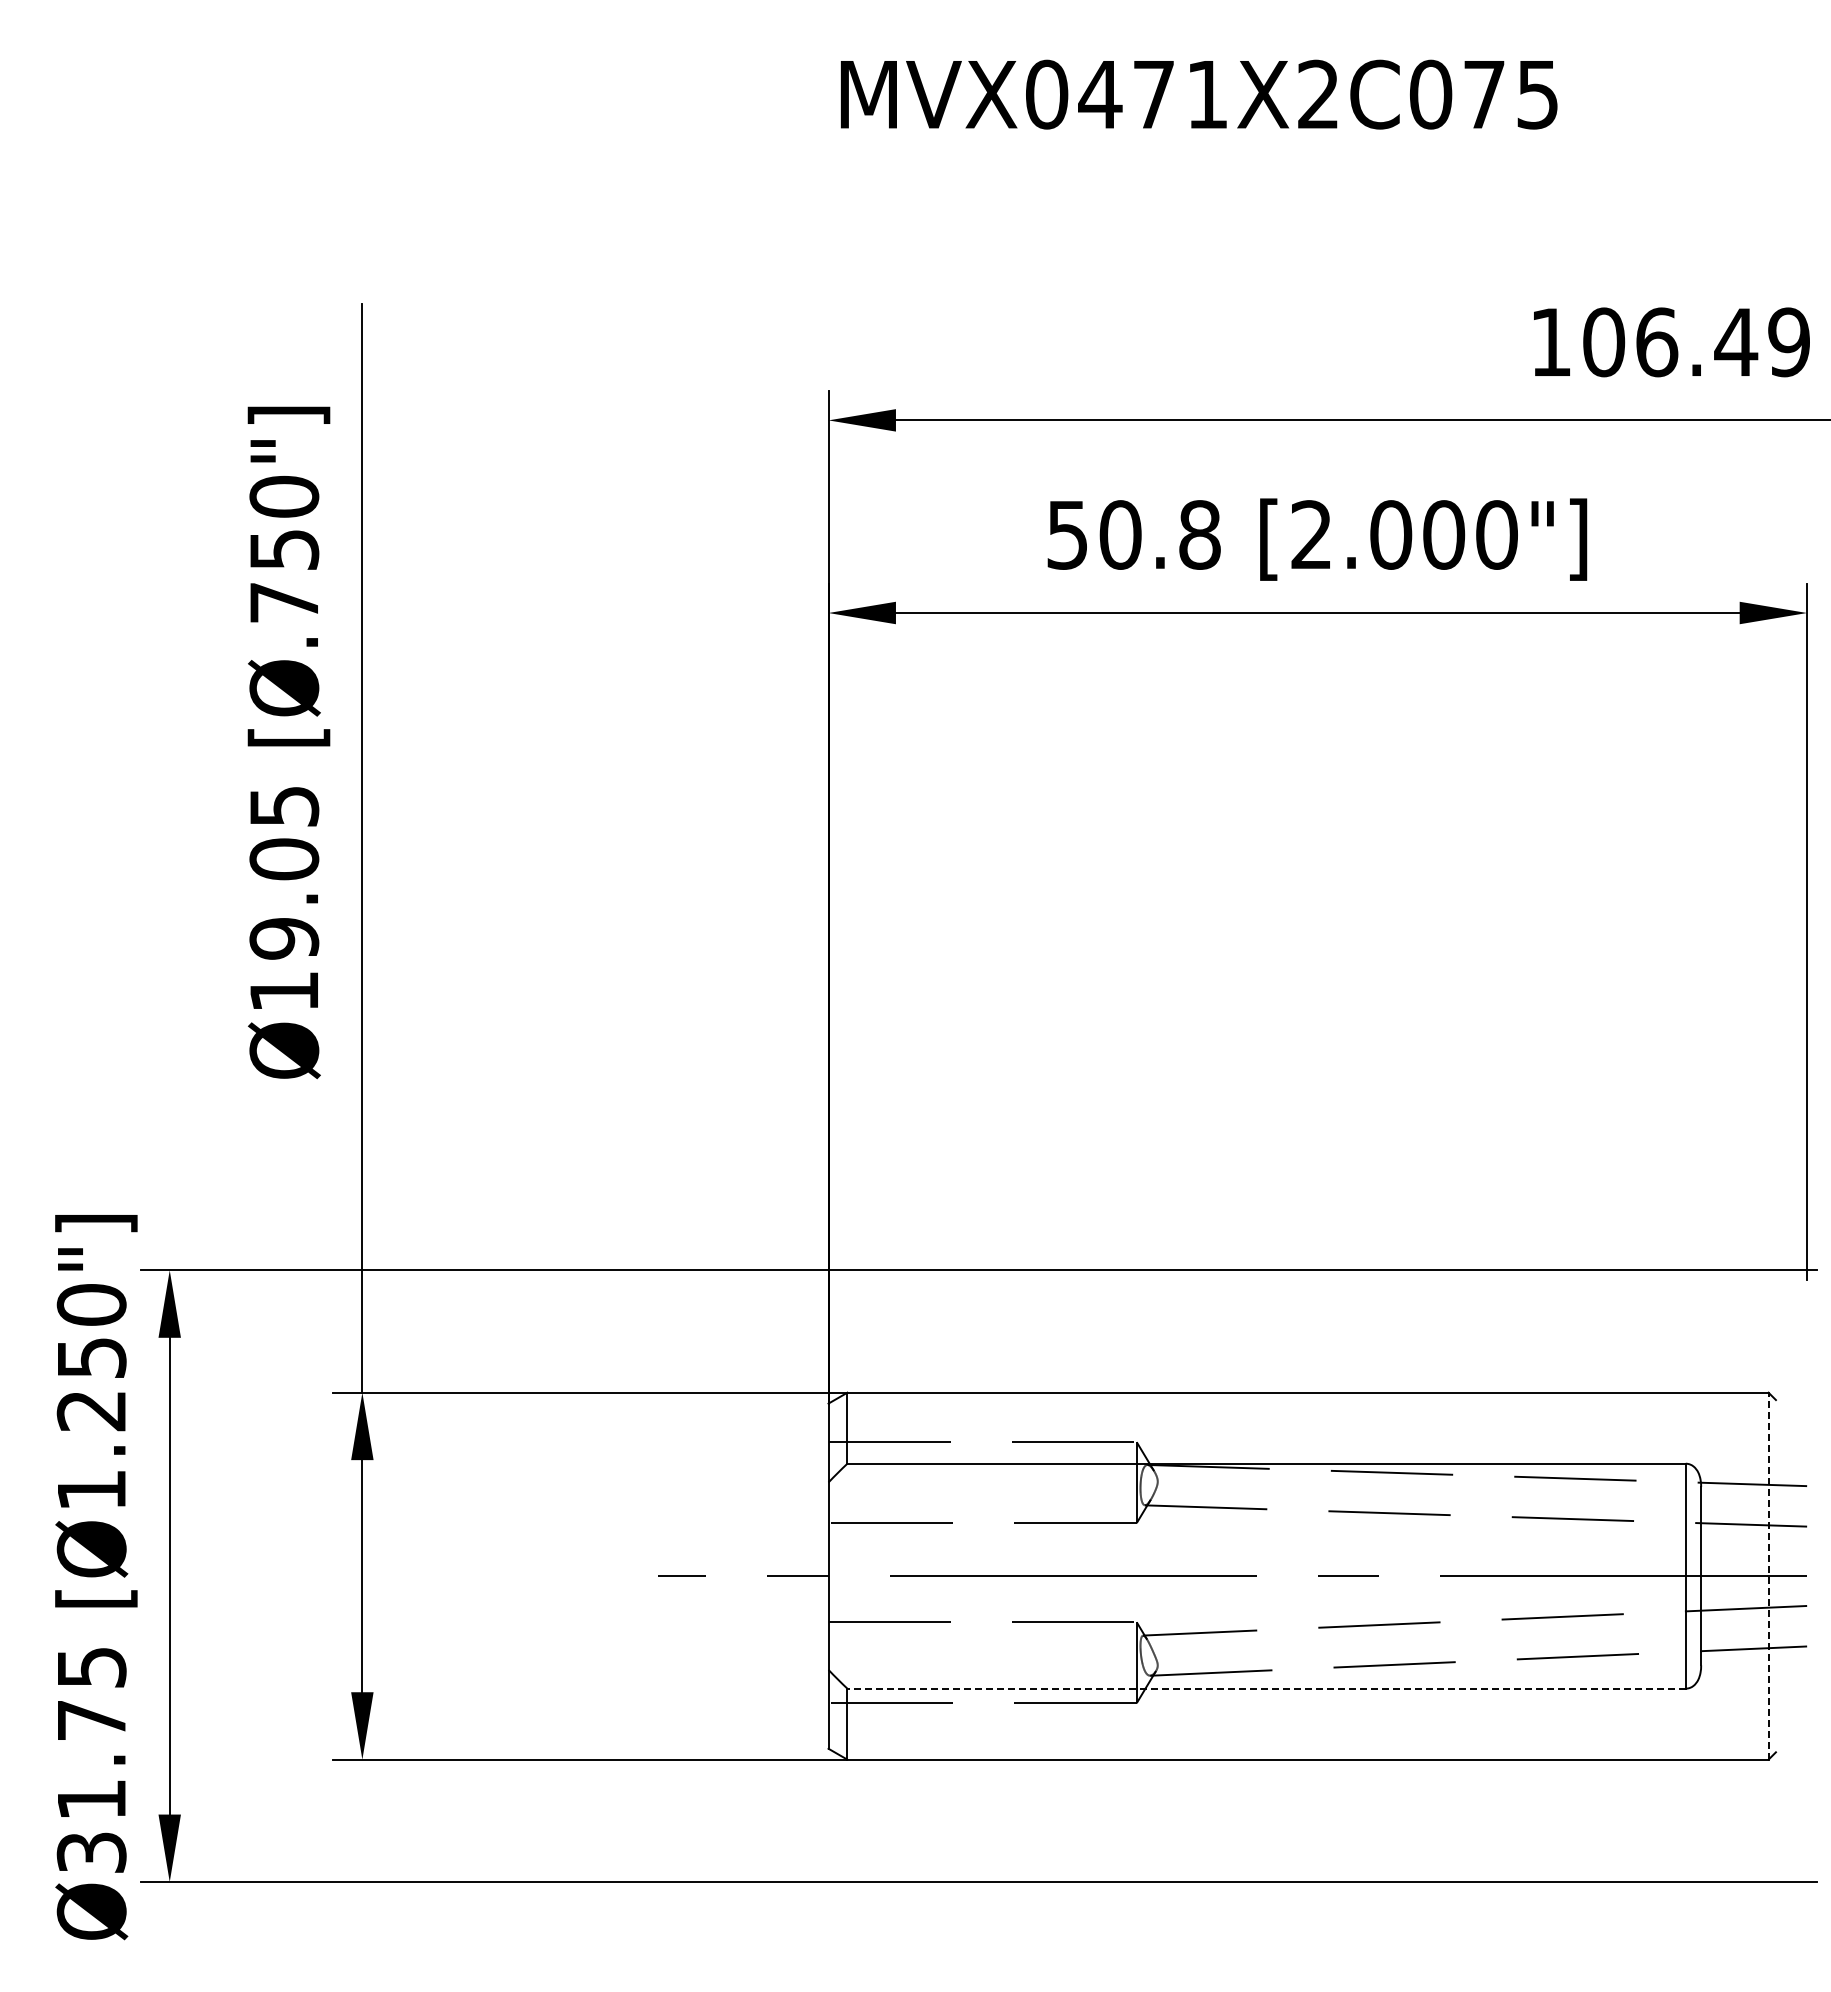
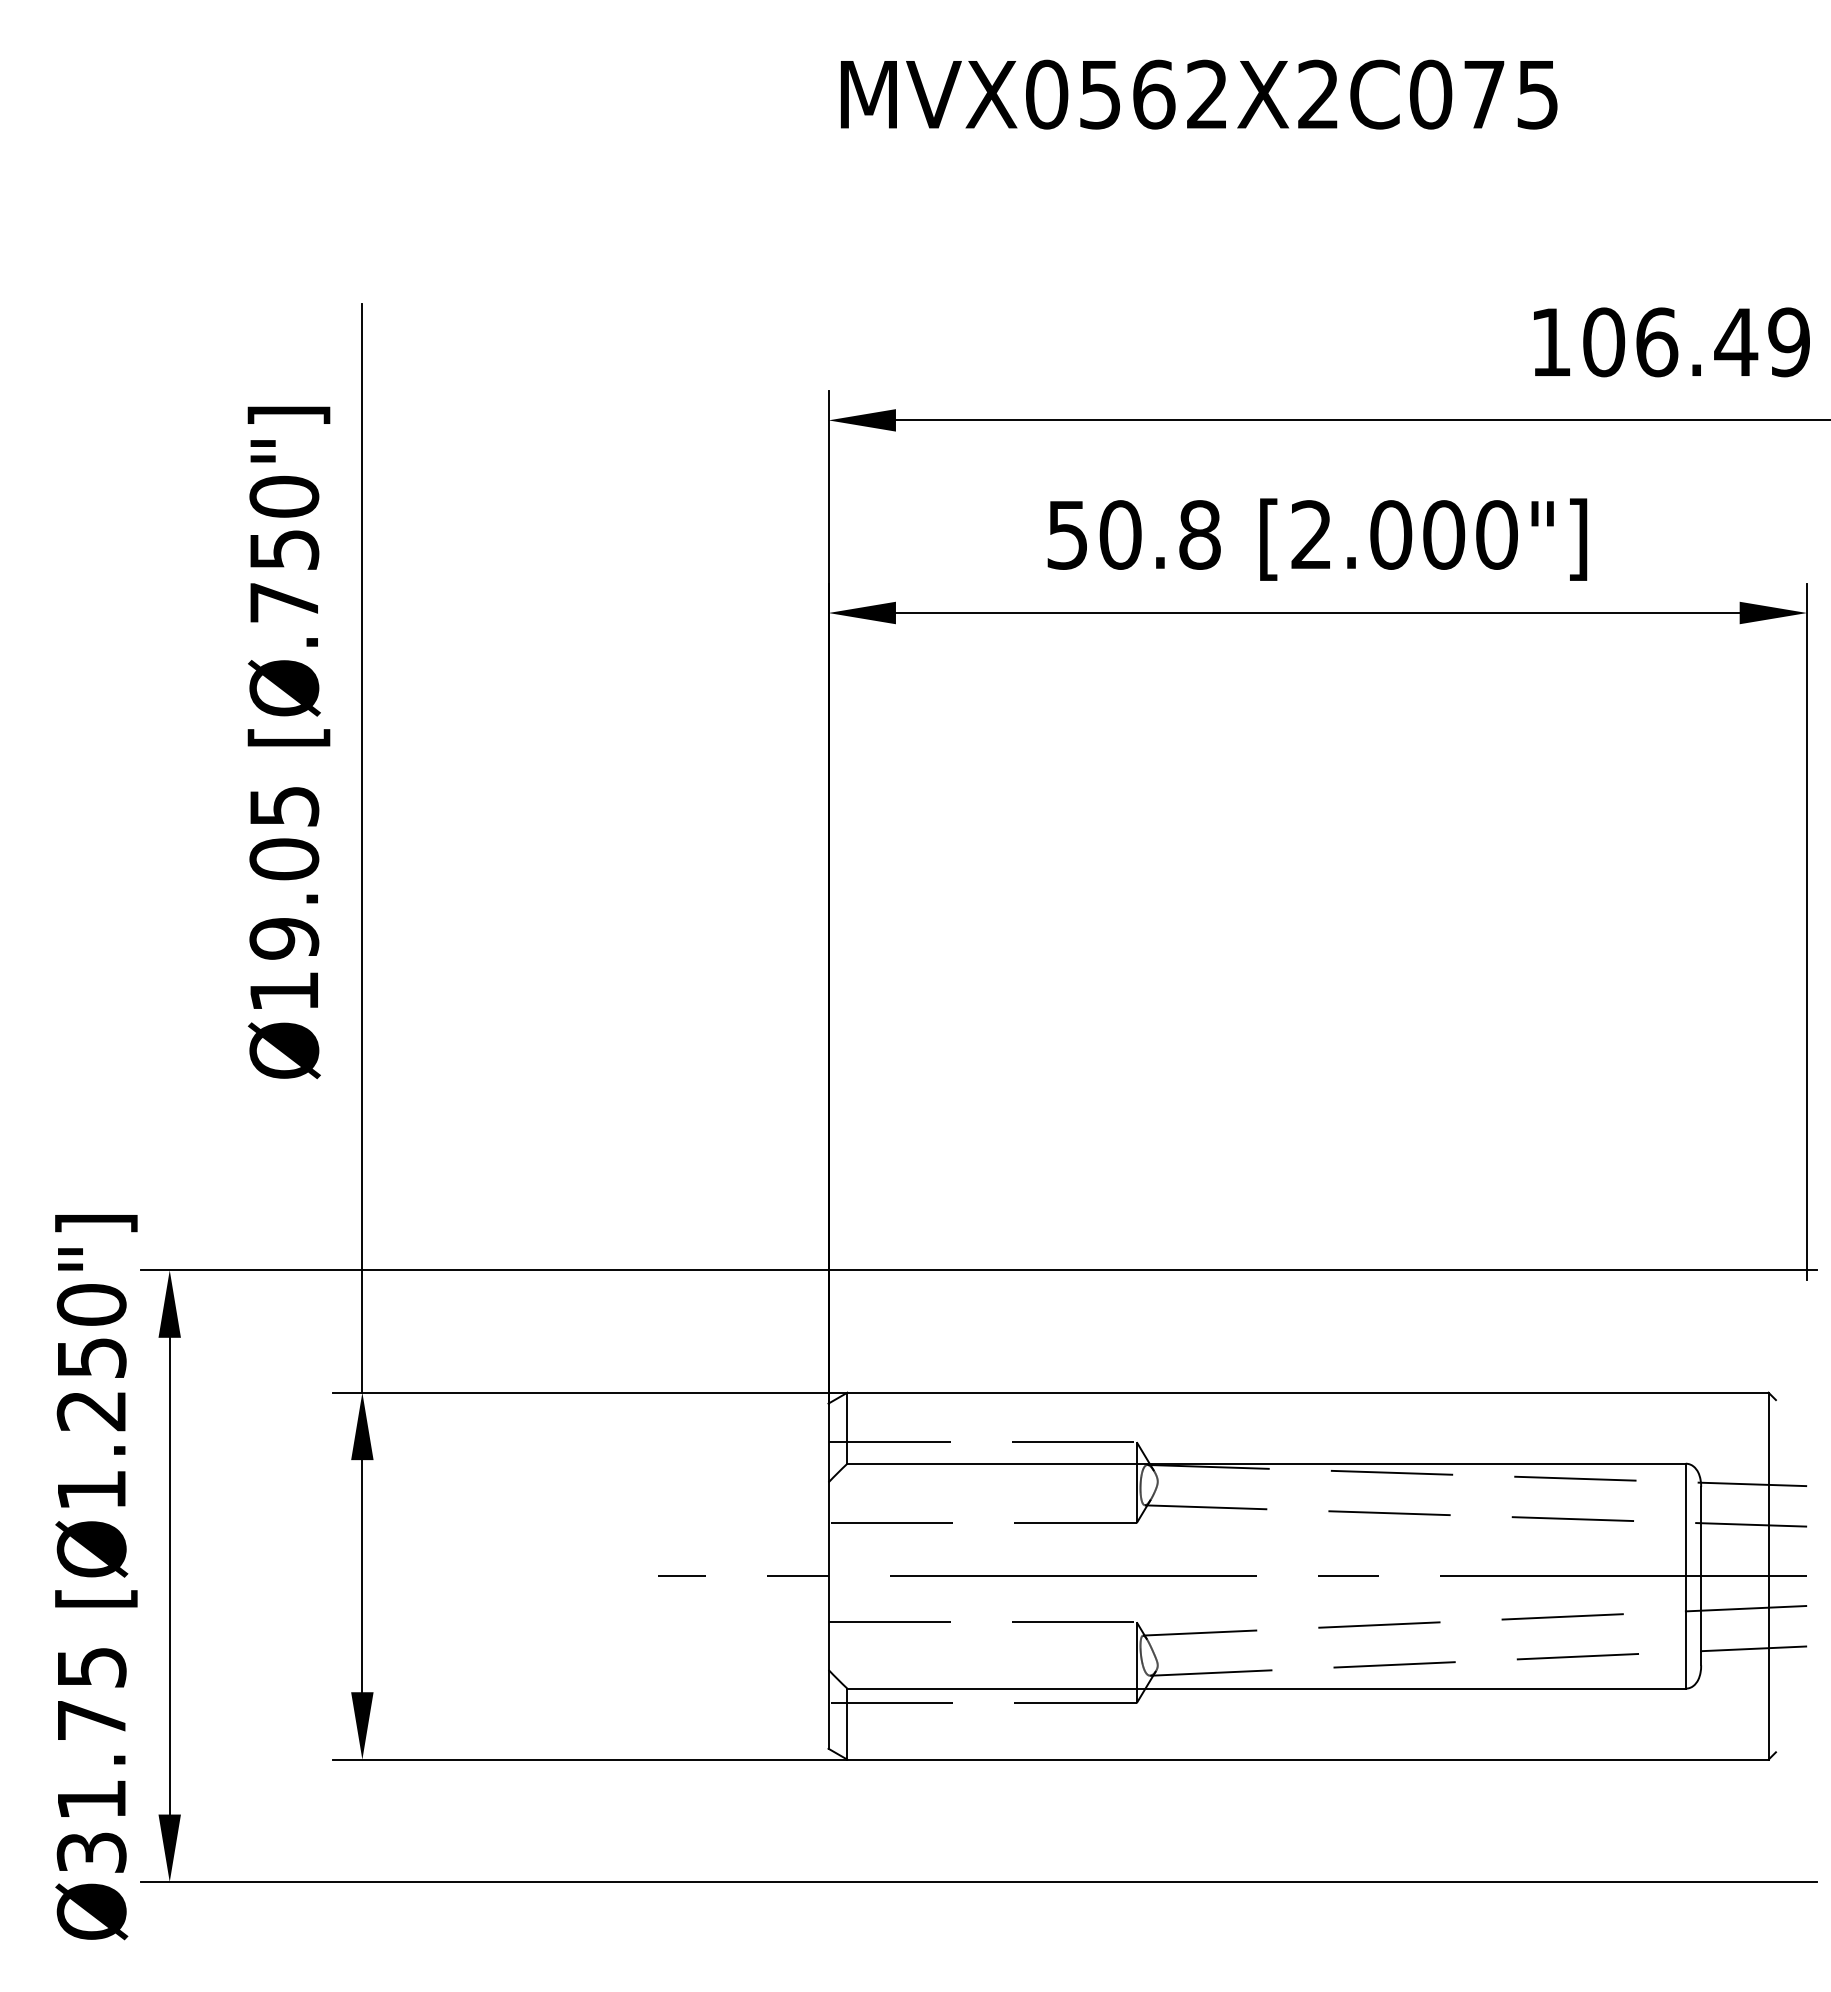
text: MVX0471X2C075 -> MVX0562X2C075 (1152, 94)
line: dashed -> solid (1768, 1575)
line: dashed -> solid (1266, 1688)
